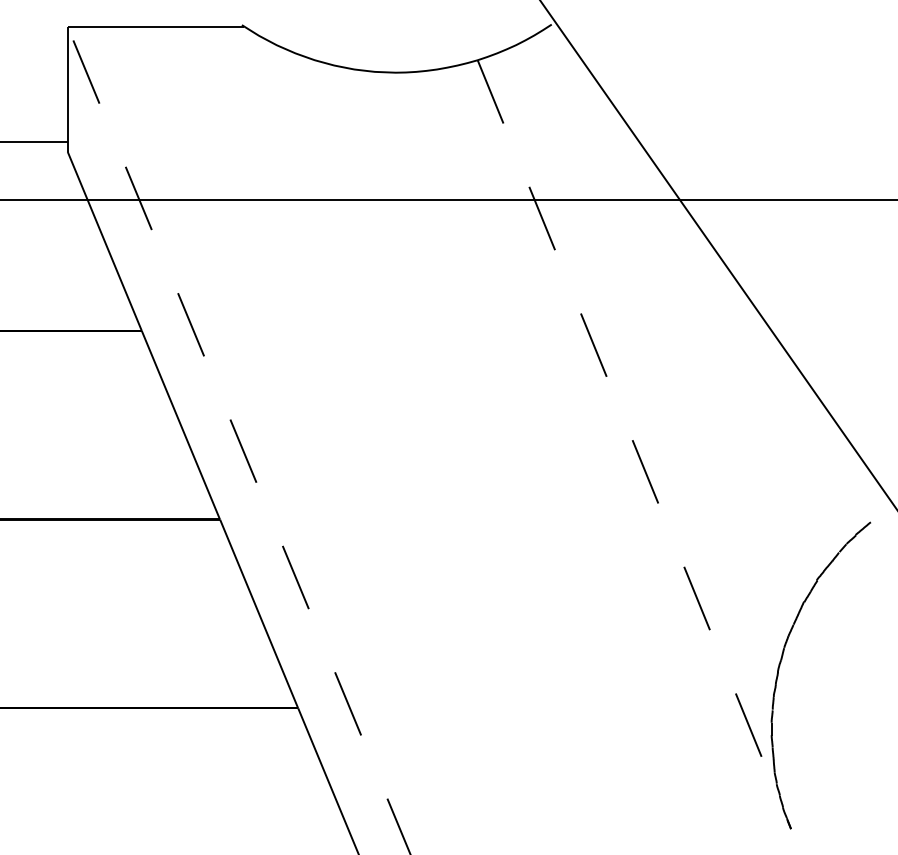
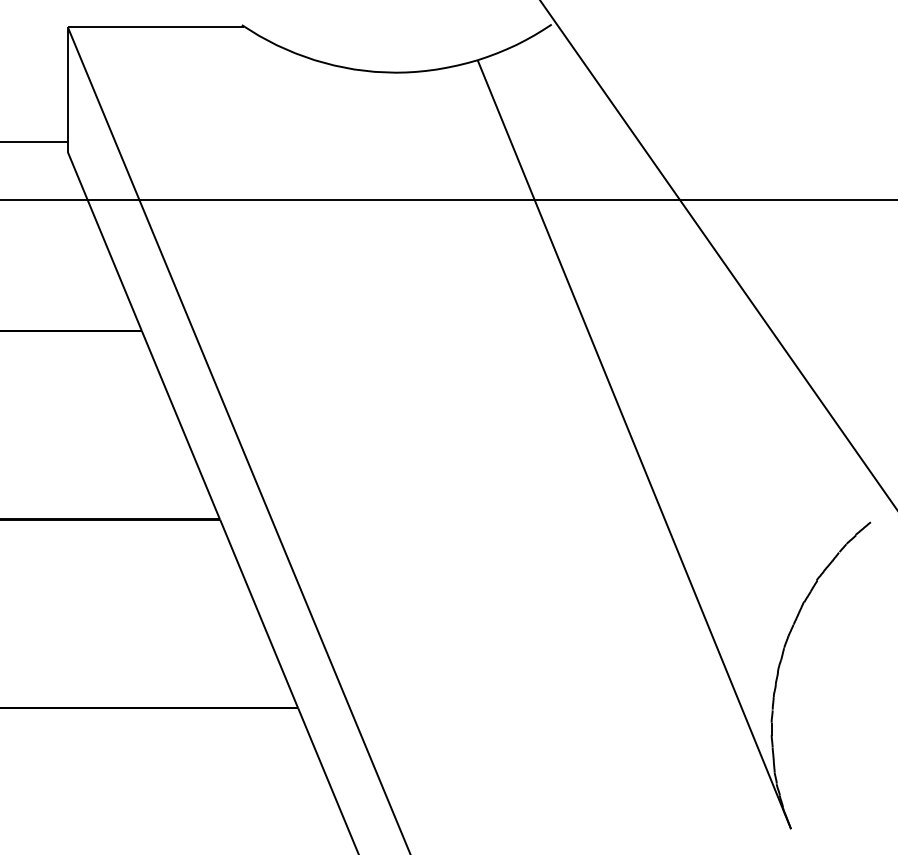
line: dashed -> solid (239, 440)
line: dashed -> solid (634, 445)
